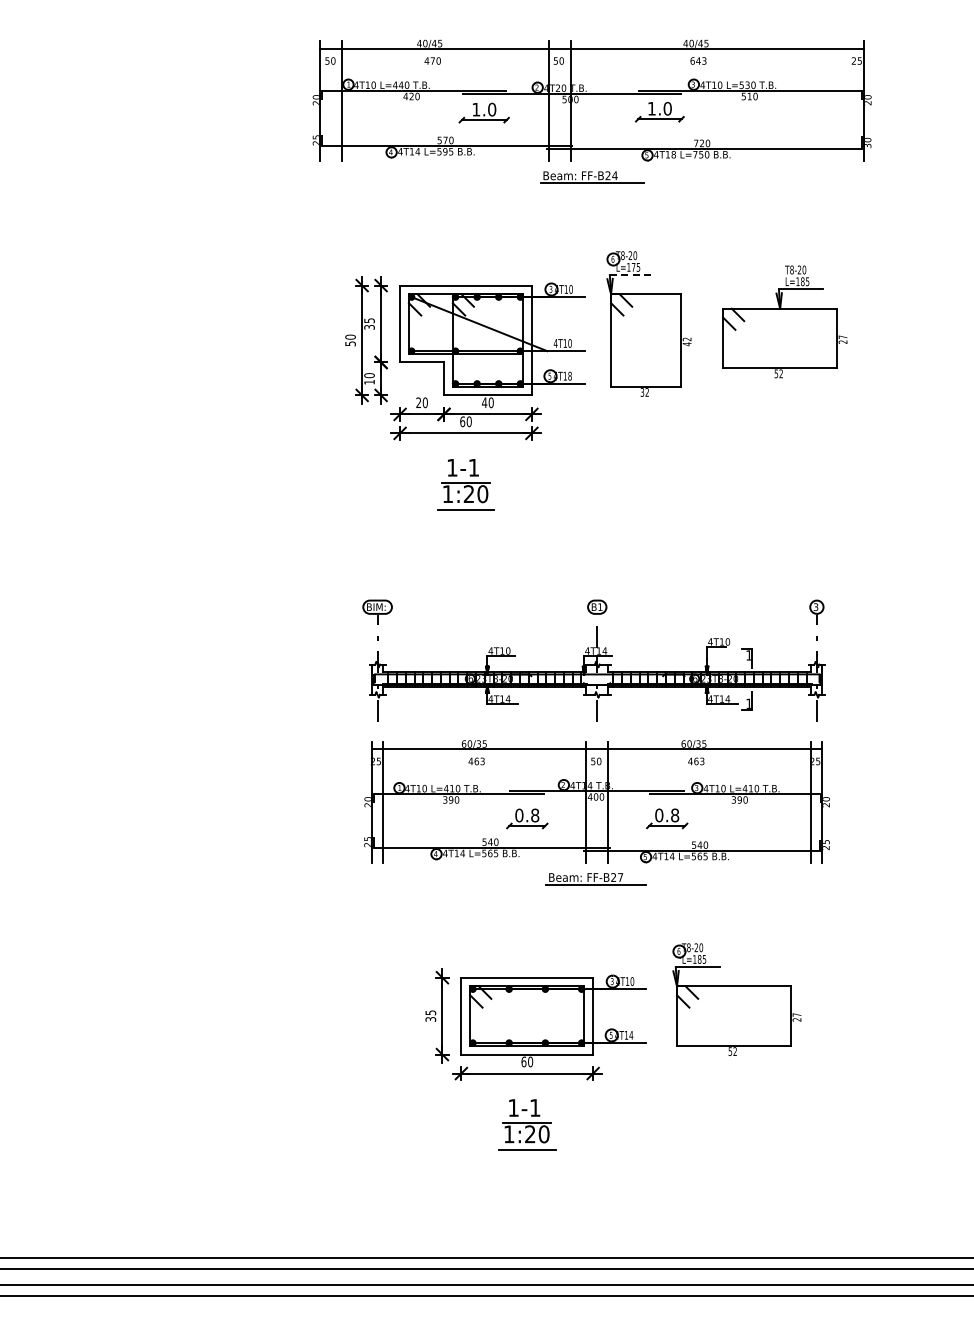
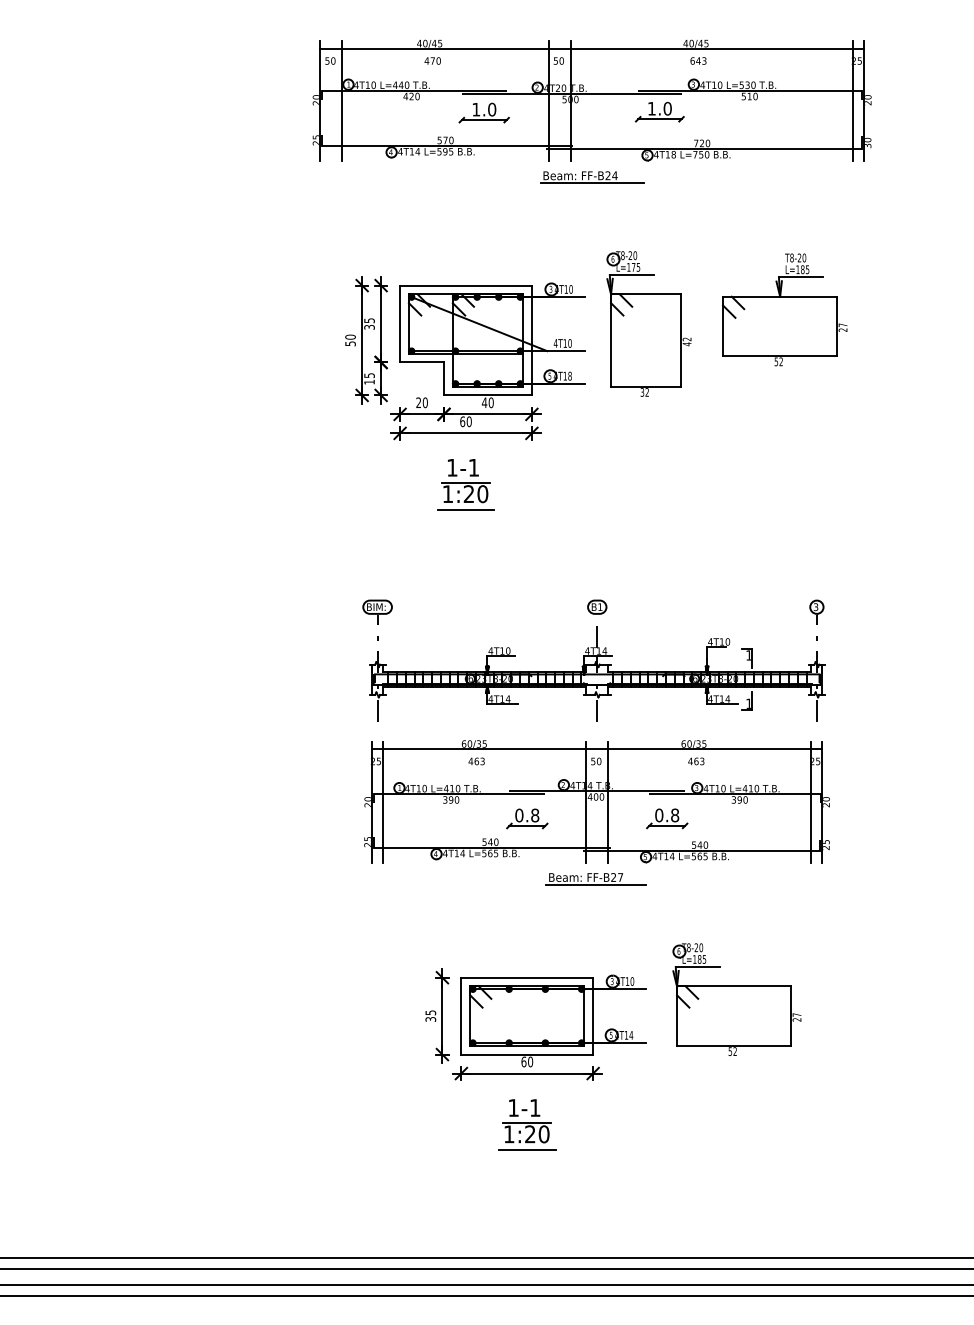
line: none -> present (853, 101)
line: dashed -> solid (632, 275)
part position: (784, 321) -> (784, 309) (784, 309)
text: 10 -> 15 (369, 375)
